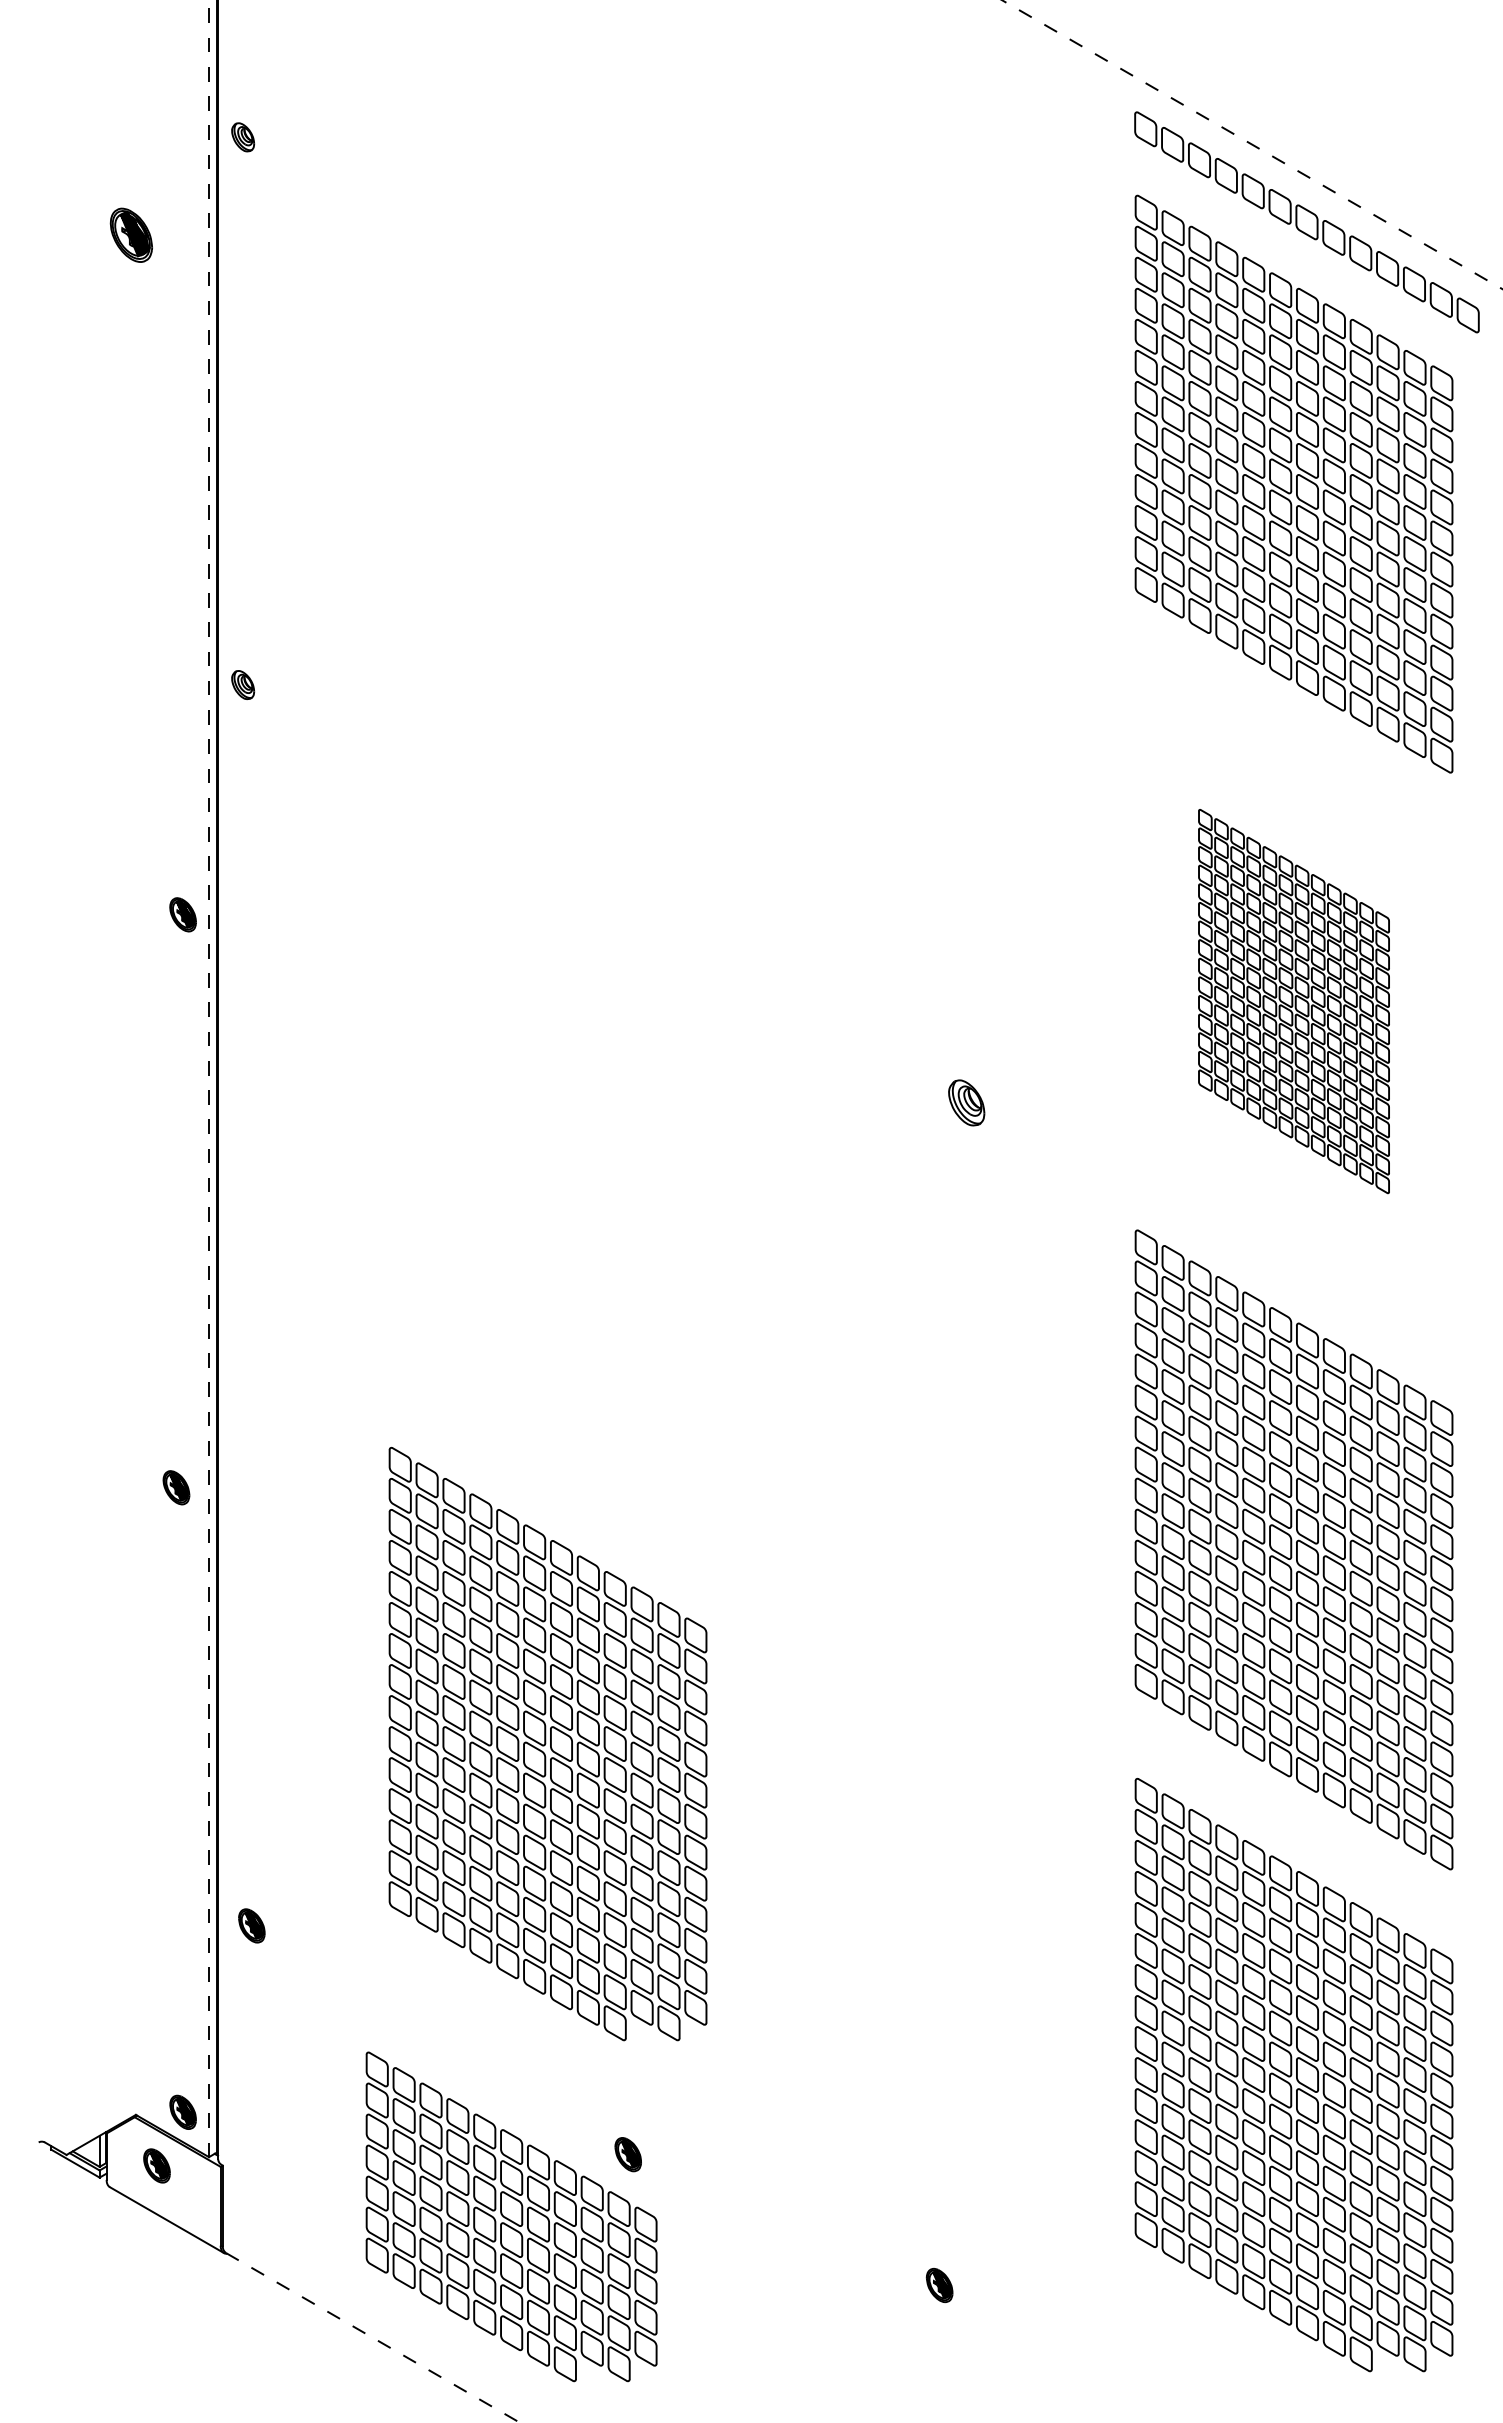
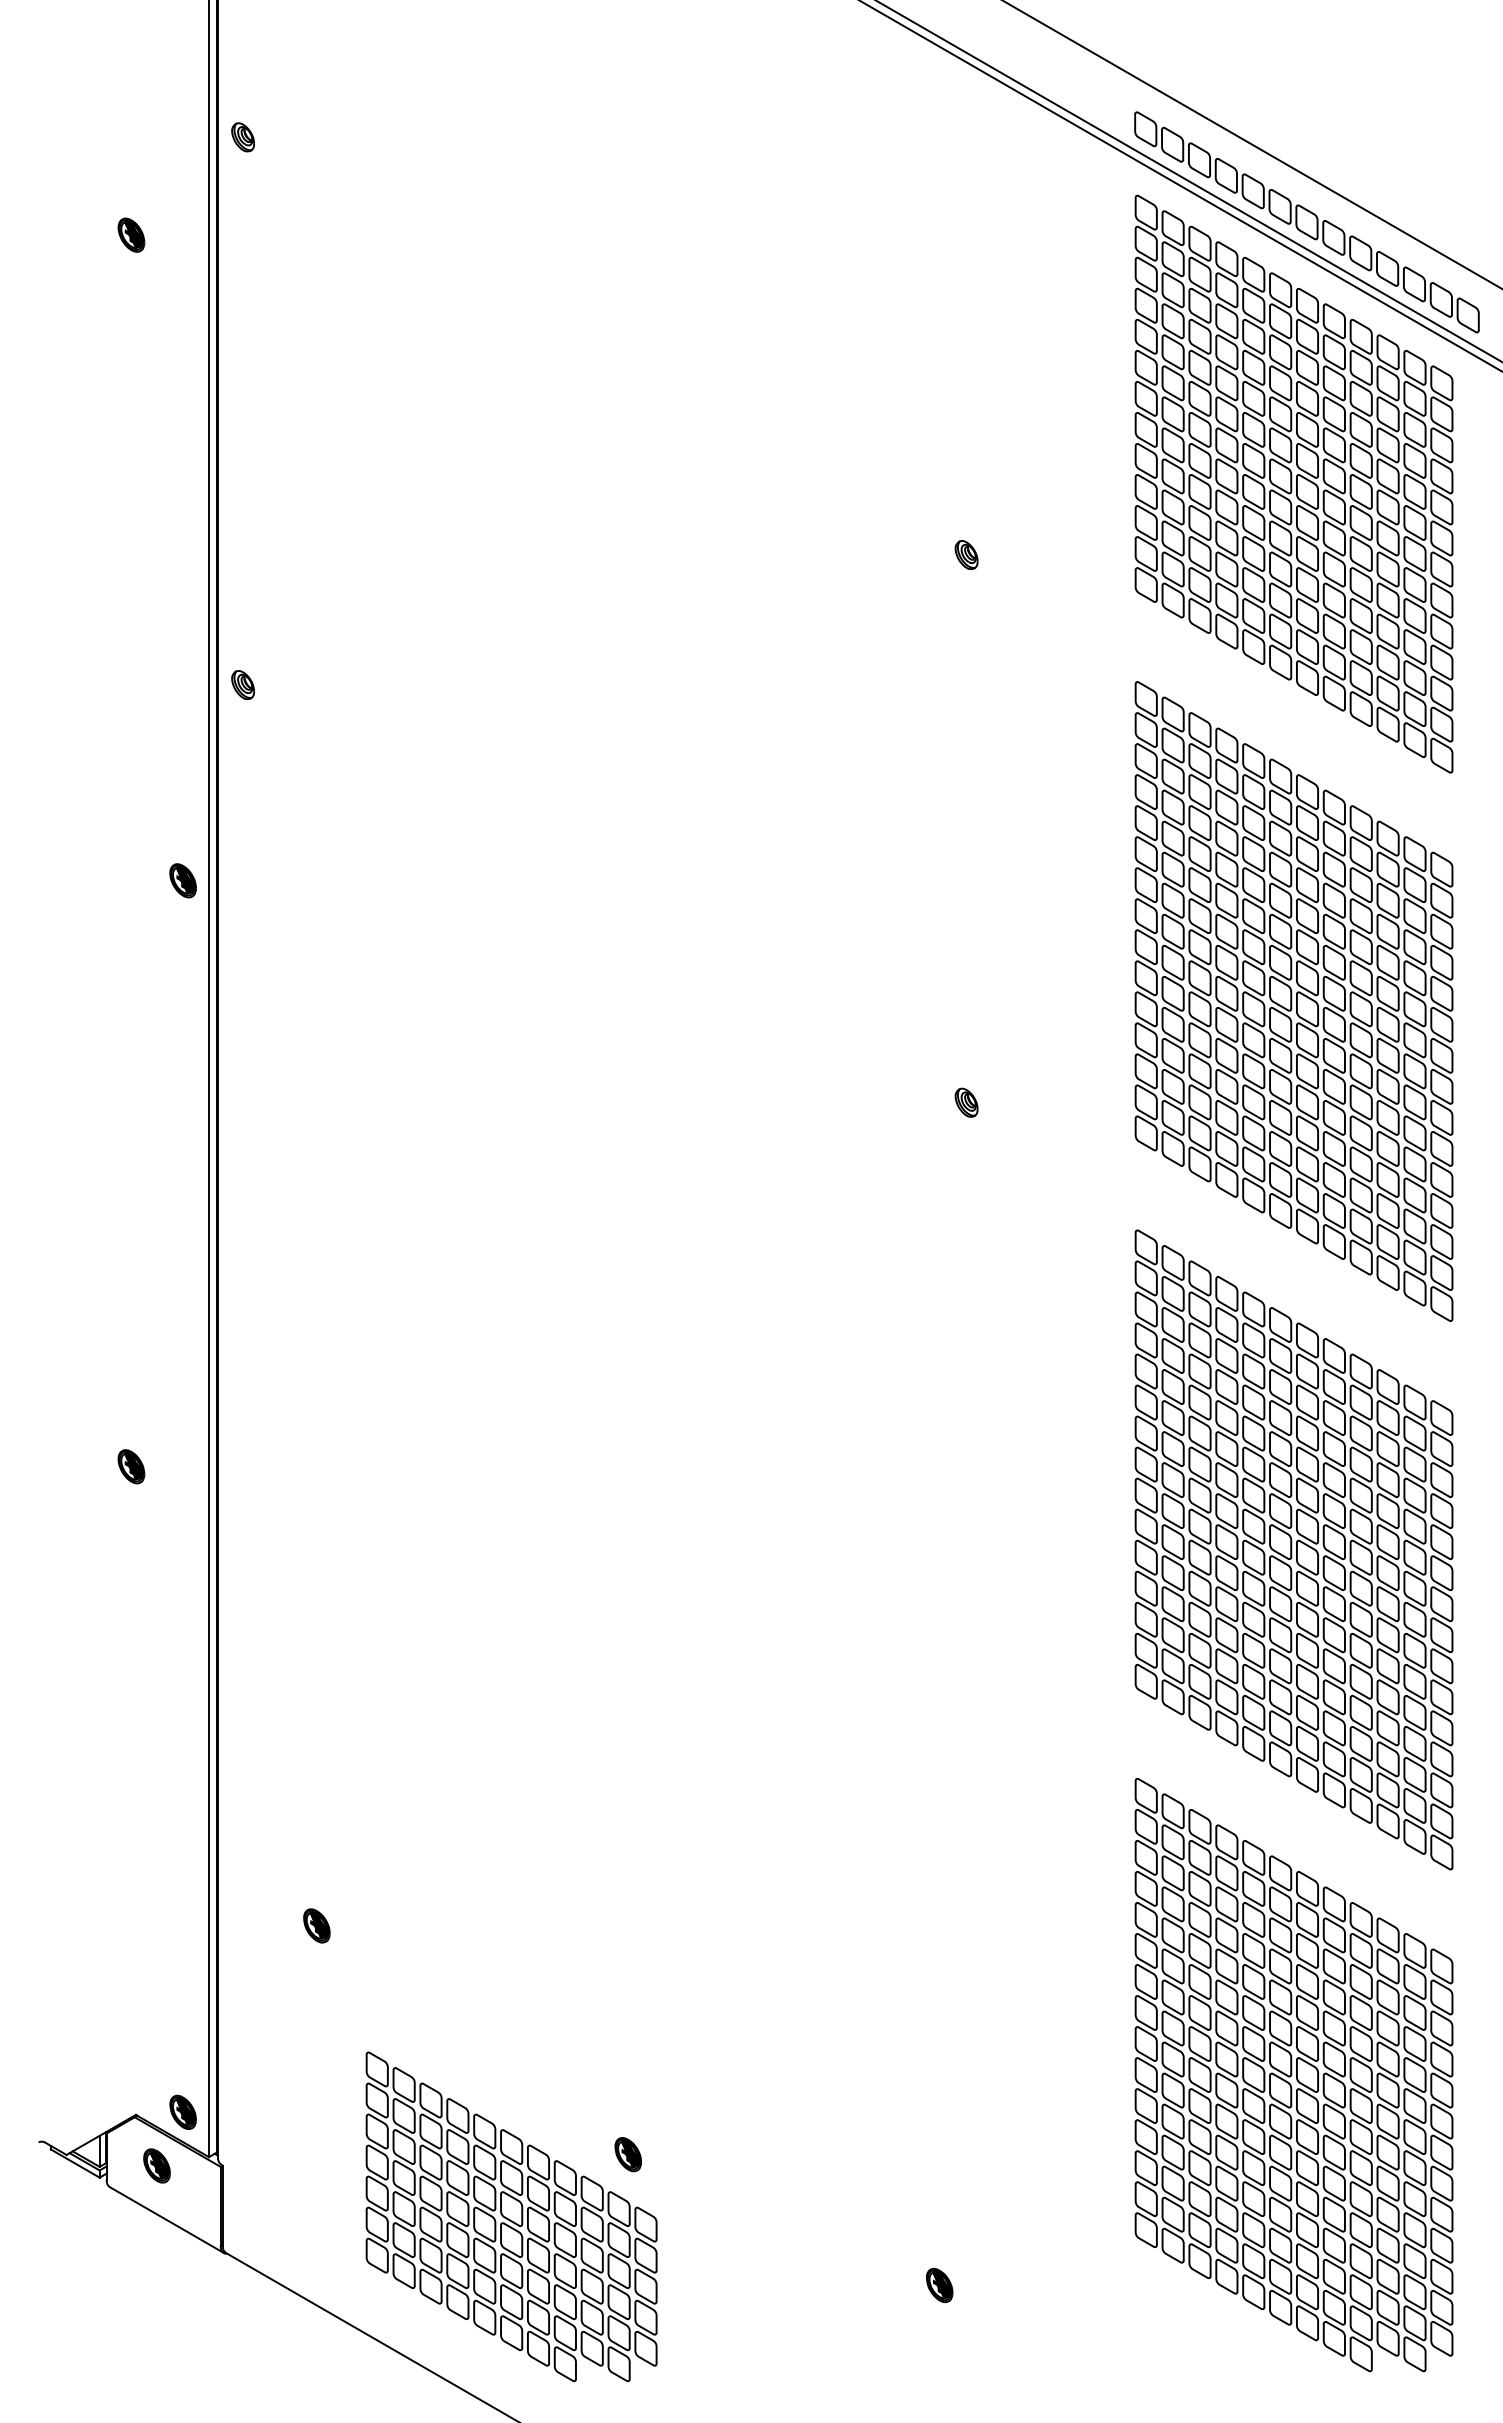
line: dashed -> solid (1252, 144)
line: none -> present (1188, 181)
line: none -> present (1180, 186)
part size: 44x56 px -> 29x36 px (131, 234)
part: none -> present (966, 554)
part position: (182, 914) -> (182, 880) (182, 880)
part size: 192x386 px -> 320x641 px (1293, 1001)
line: dashed -> solid (209, 1078)
part size: 38x48 px -> 25x31 px (966, 1102)
part position: (176, 1487) -> (131, 1466) (131, 1466)
part: present -> none (547, 1744)
part position: (251, 1925) -> (316, 1925) (316, 1925)
line: dashed -> solid (373, 2338)
